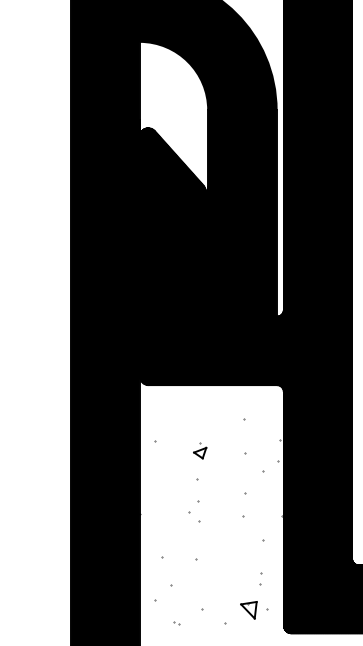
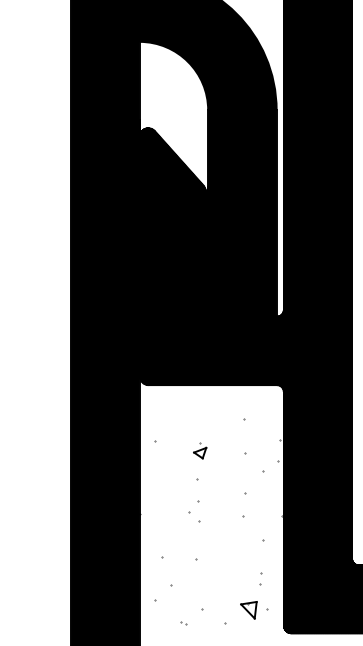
part position: (176, 623) -> (183, 623) (183, 623)
